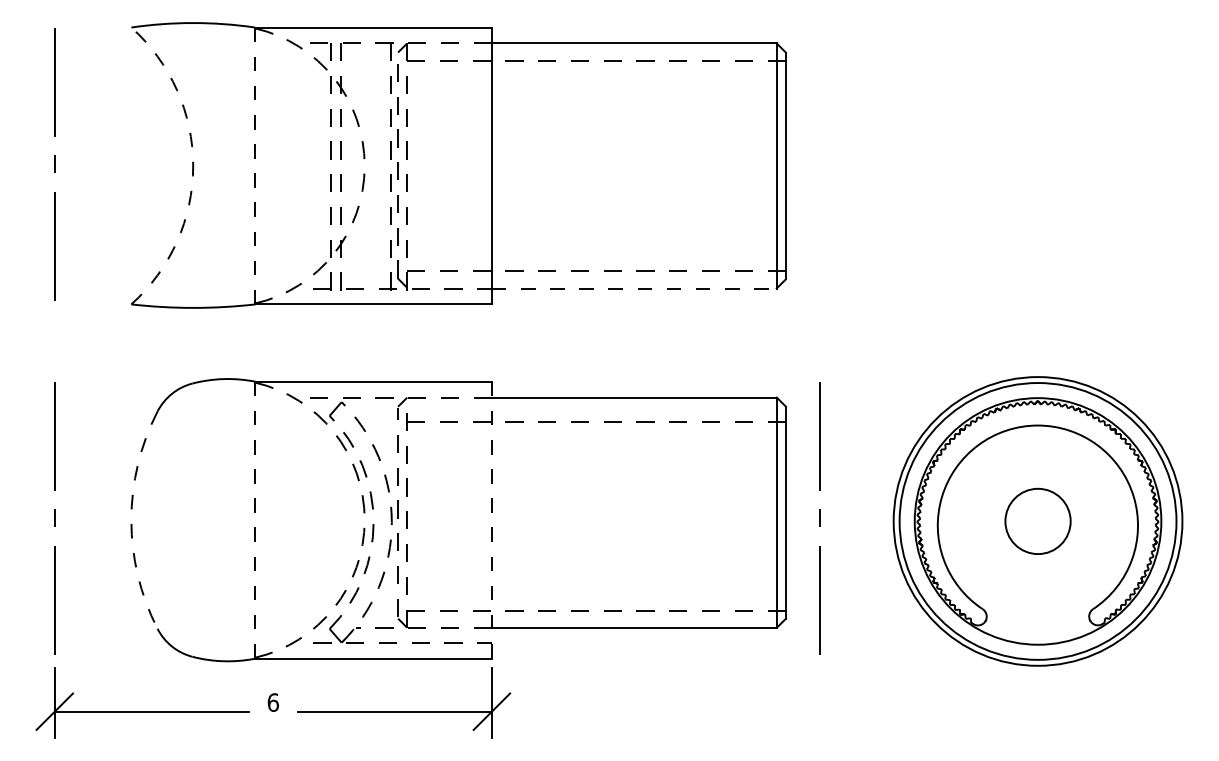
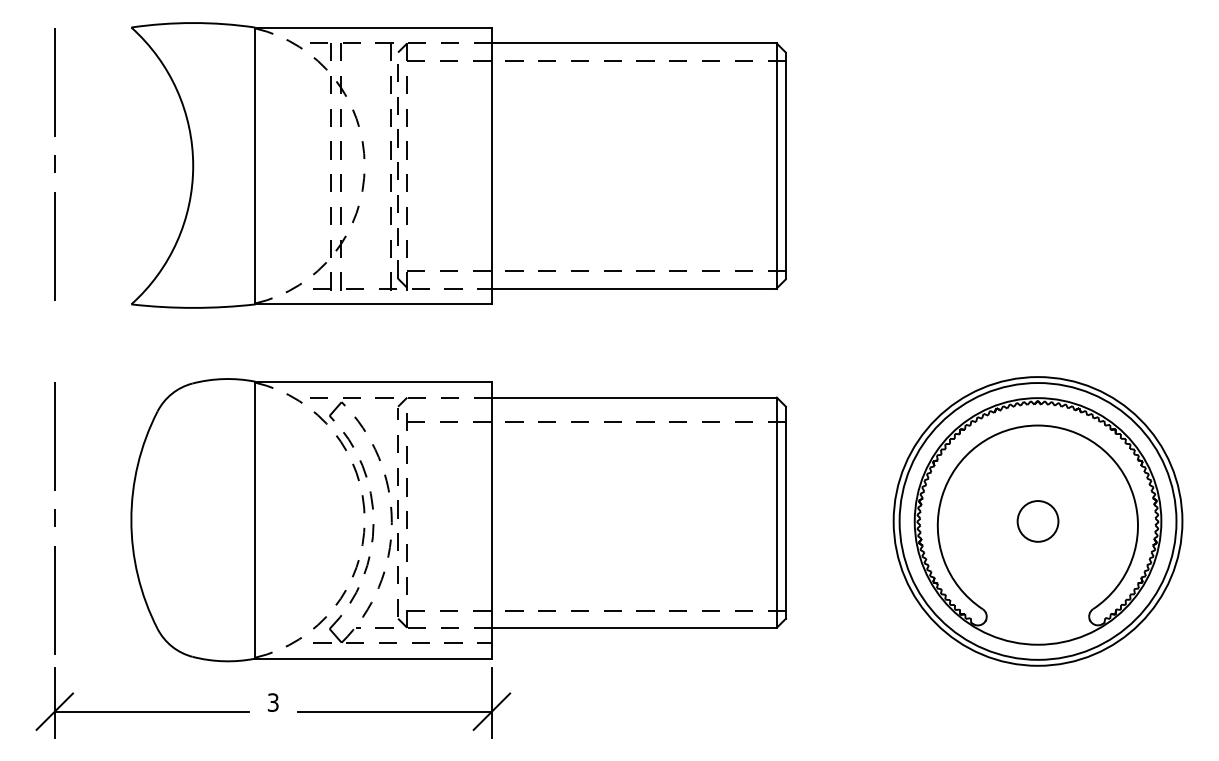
arc: dashed -> solid (193, 165)
line: dashed -> solid (255, 165)
line: dashed -> solid (634, 288)
line: present -> none (819, 518)
line: dashed -> solid (255, 519)
line: dashed -> solid (491, 519)
arc: dashed -> solid (131, 520)
circle diameter: 65 px -> 41 px (1037, 521)
text: 6 -> 3 (272, 702)
